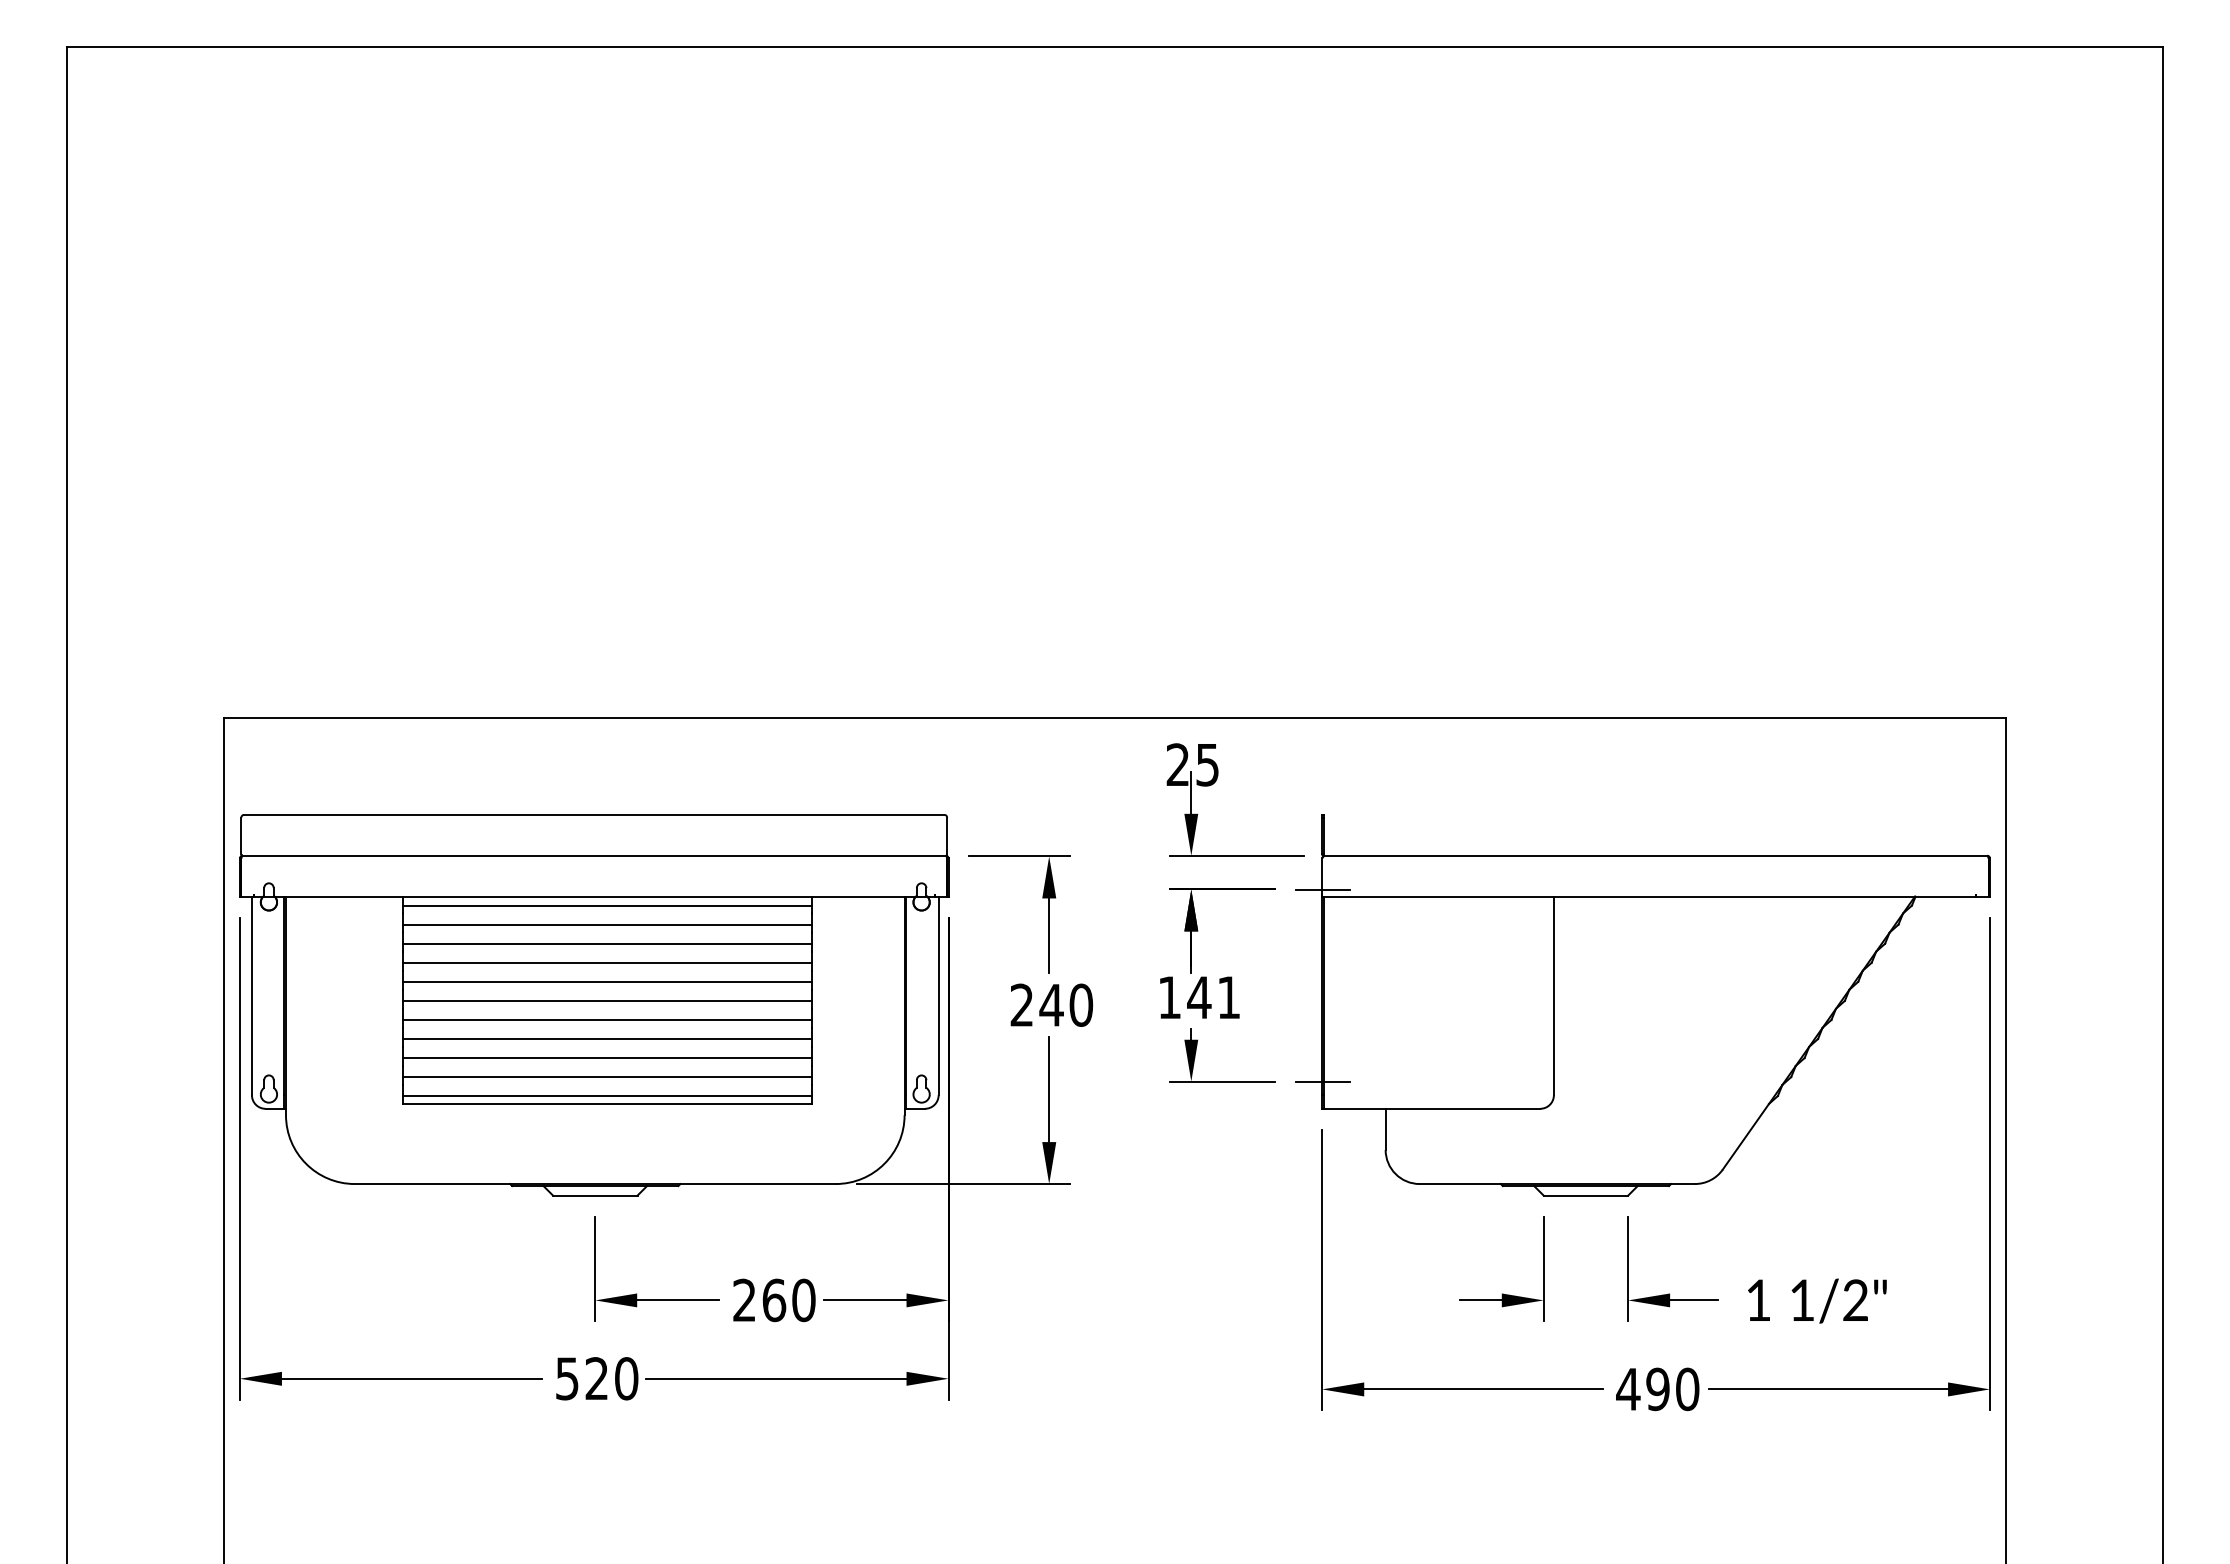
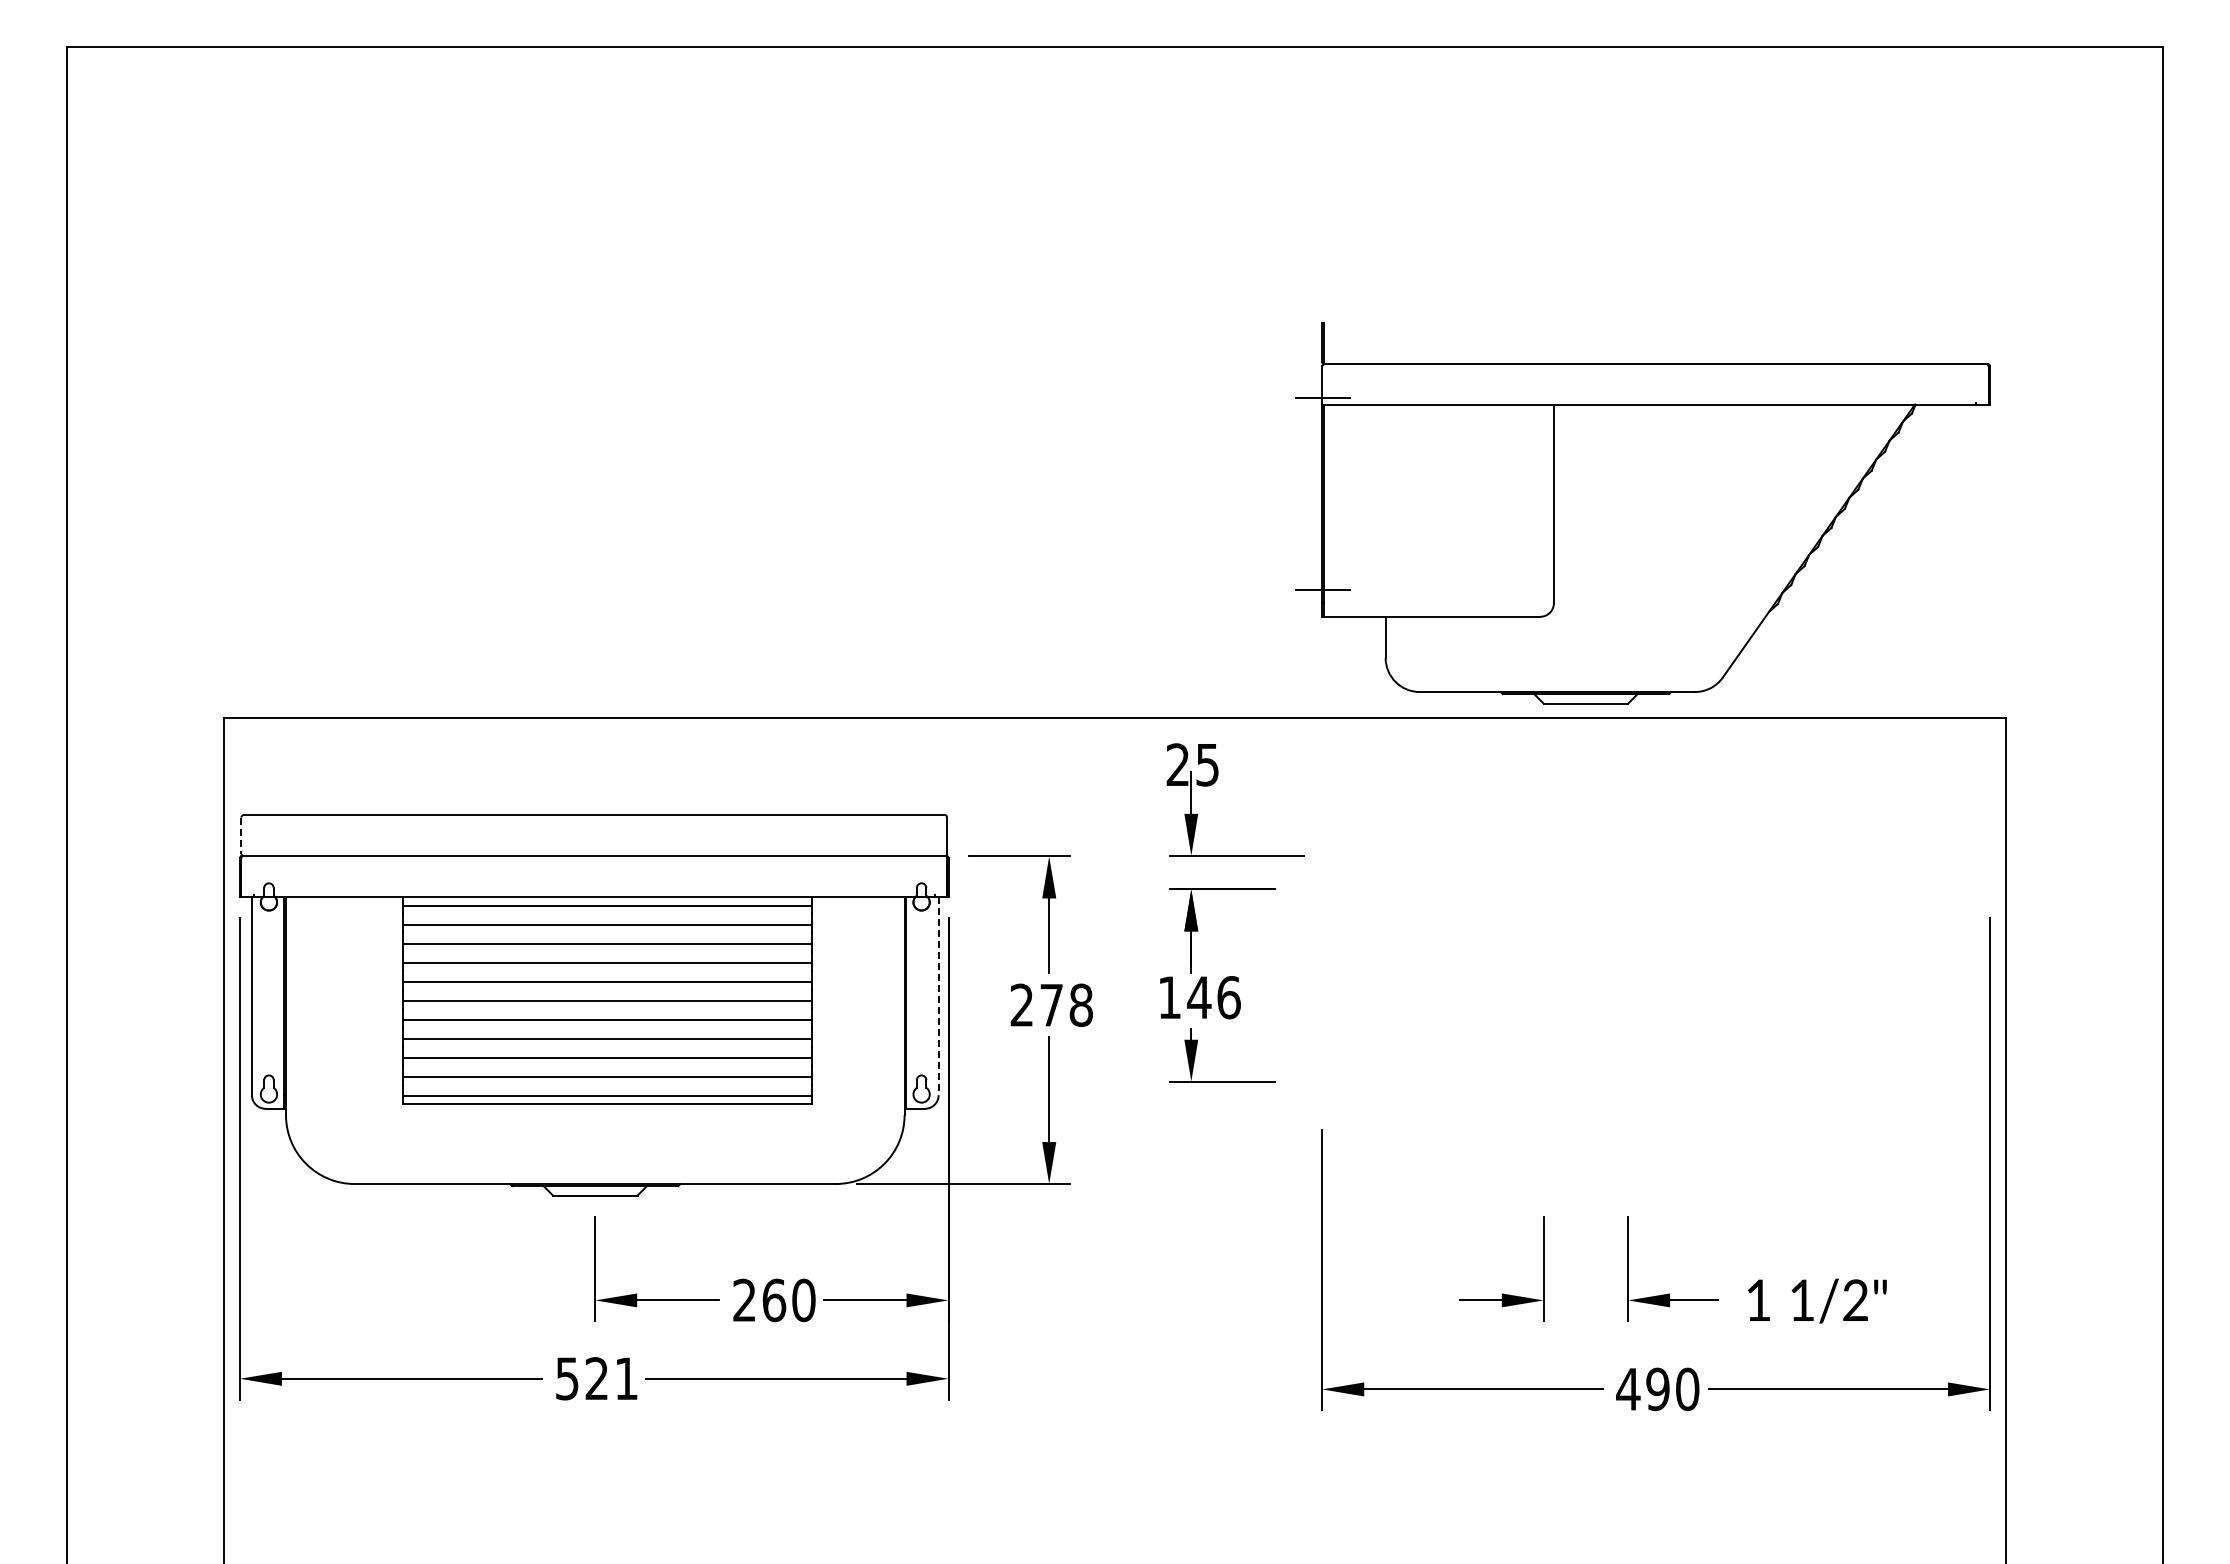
line: solid -> dashed (241, 836)
line: solid -> dashed (938, 996)
text: 141 -> 146 (1228, 997)
text: 240 -> 278 (1066, 1004)
part position: (1642, 1005) -> (1642, 513) (1642, 513)
text: 520 -> 521 (626, 1378)
